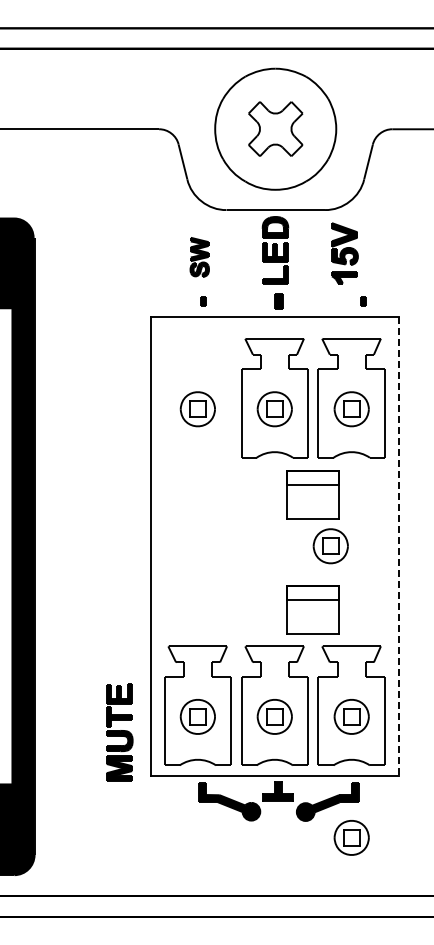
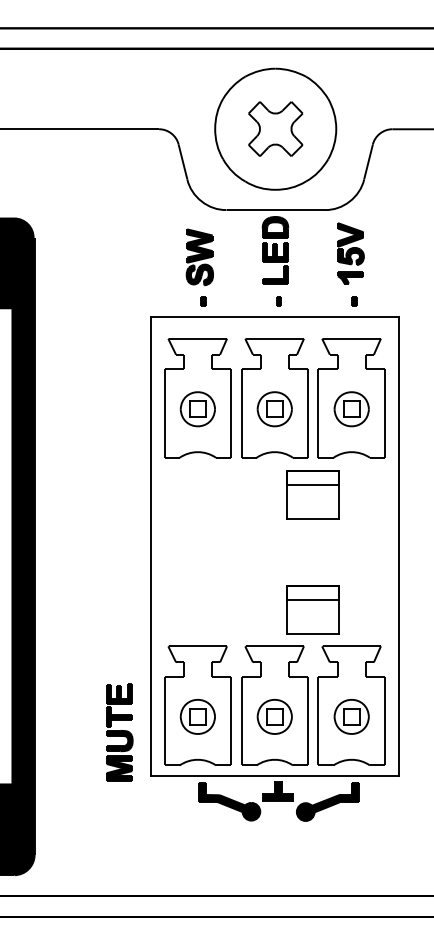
part position: (344, 253) -> (350, 253) (350, 253)
part size: 21x41 px -> 29x59 px (199, 257)
part size: 10x17 px -> 6x11 px (278, 301)
part position: (363, 301) -> (354, 301) (354, 301)
part: none -> present (197, 398)
part: present -> none (330, 546)
line: dashed -> solid (399, 546)
part: present -> none (351, 837)
